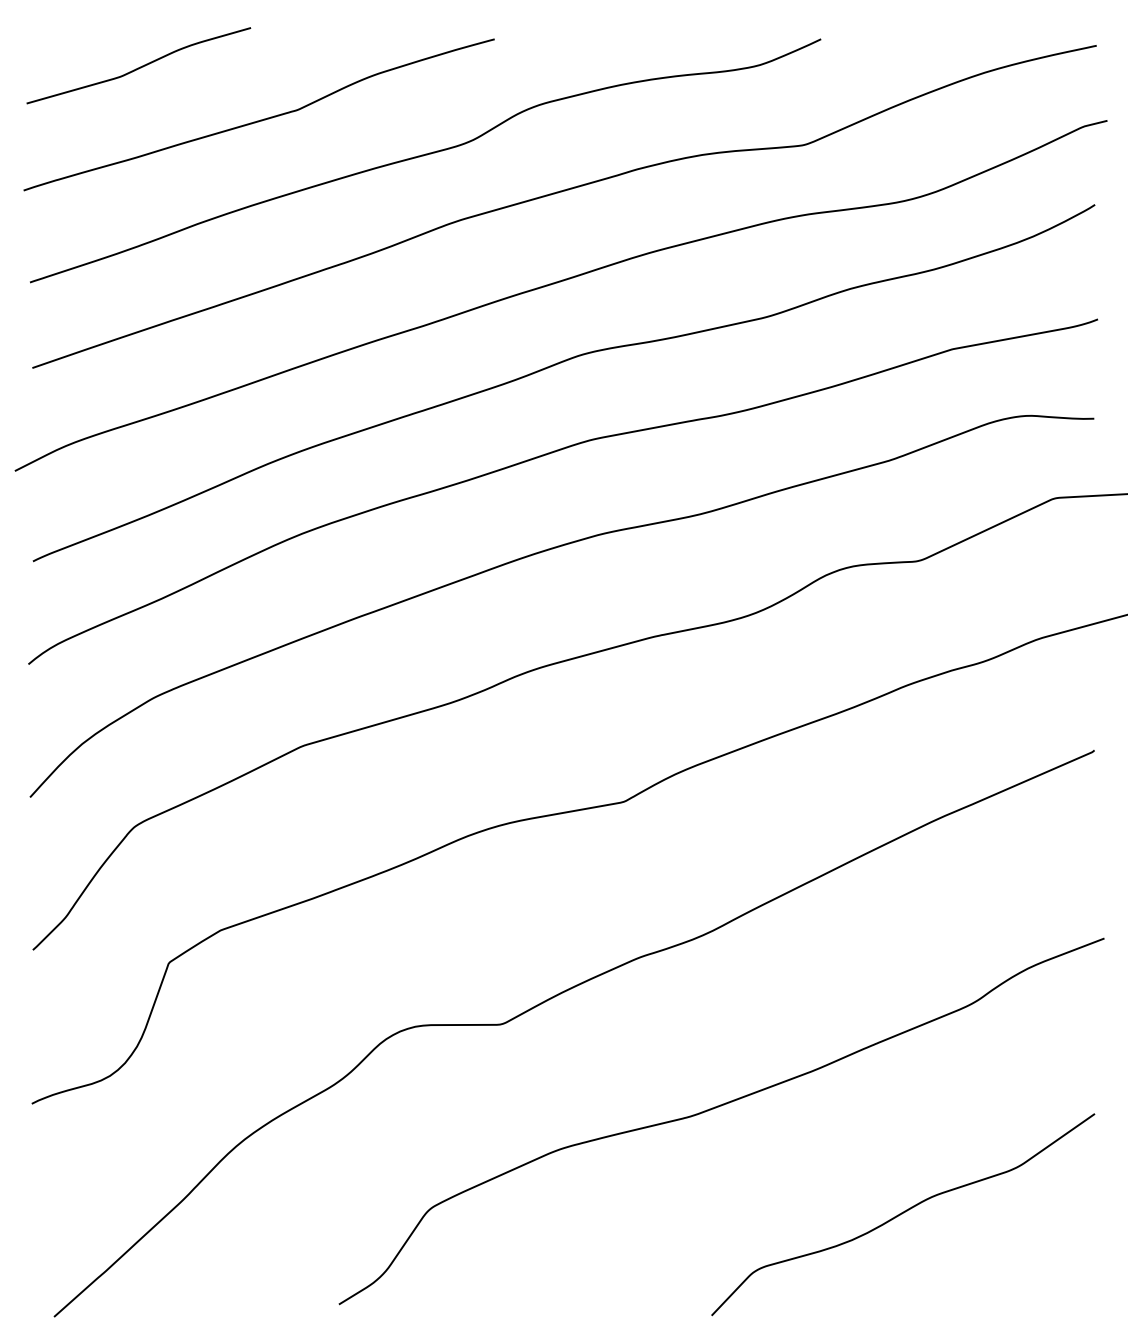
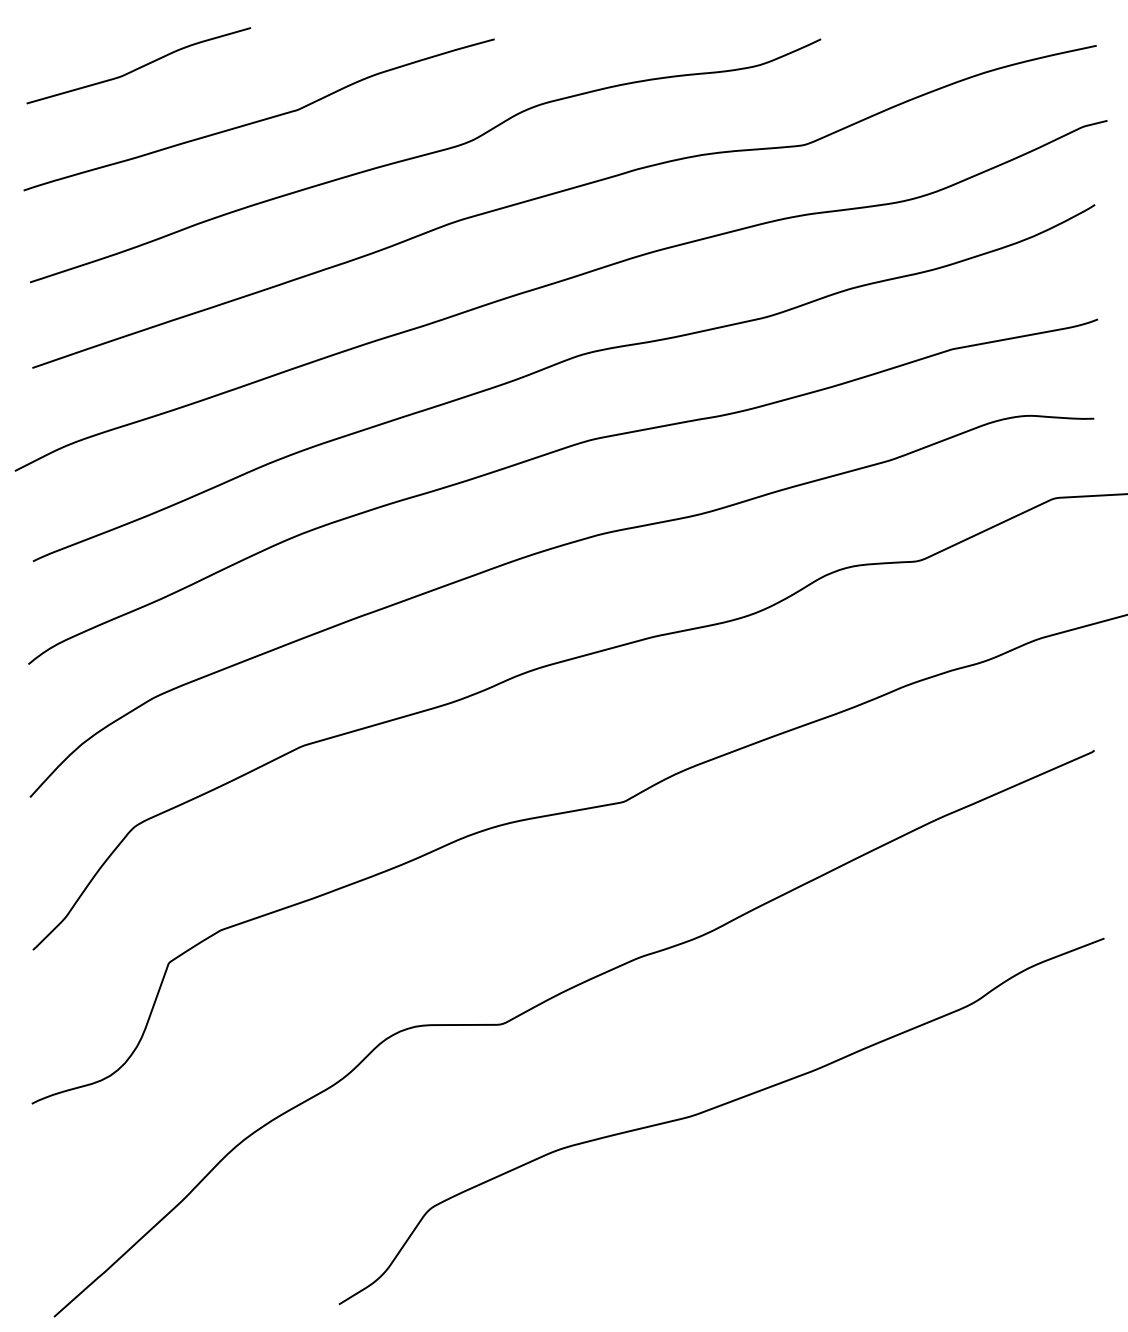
curve: present -> none (903, 1213)
